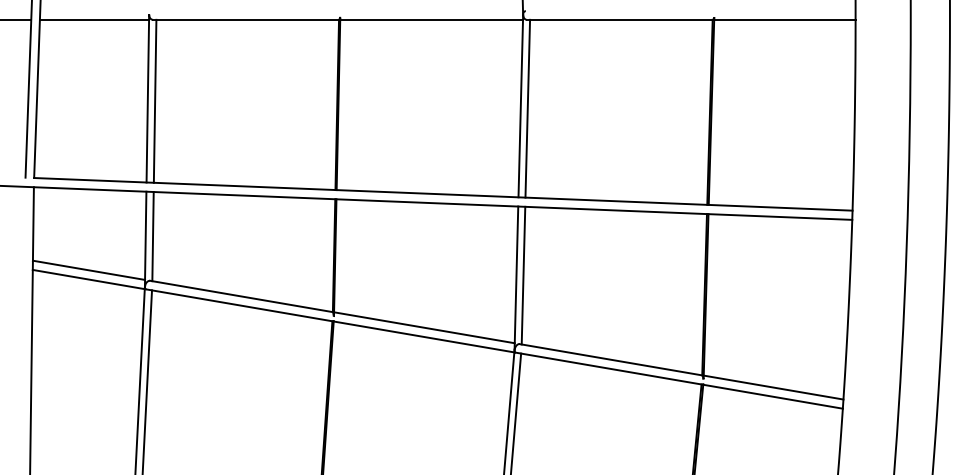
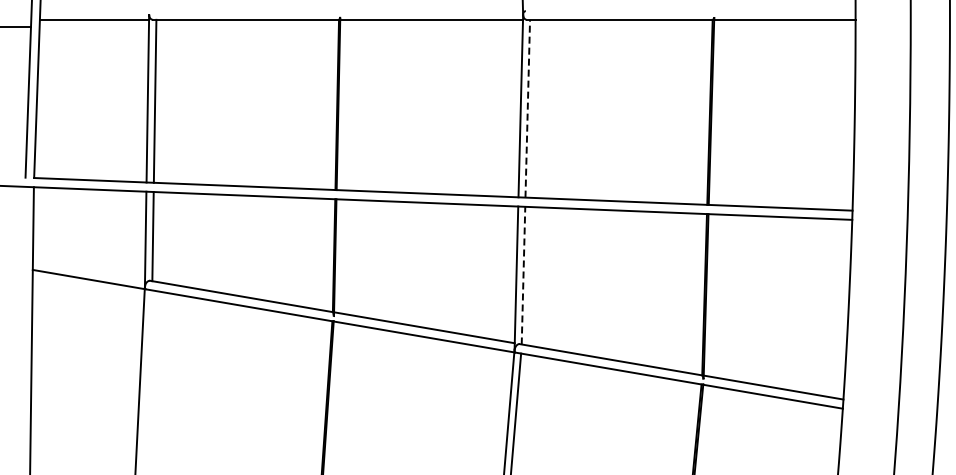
line position: (16, 19) -> (16, 26) (16, 26)
line: solid -> dashed (527, 108)
line: present -> none (88, 269)
line: solid -> dashed (523, 275)
line: present -> none (147, 380)
